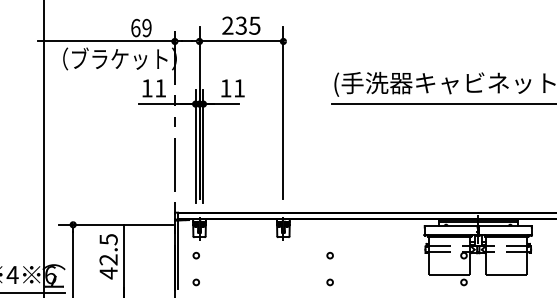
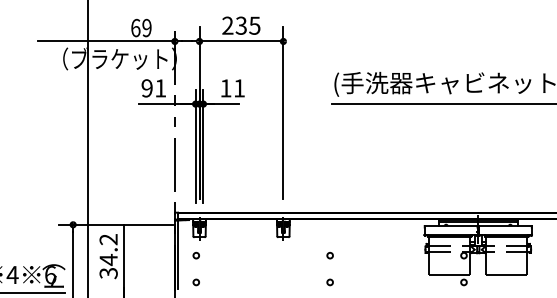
text: 11 -> 91 (146, 88)
line position: (44, 148) -> (88, 148) (88, 148)
text: 42.5 -> 34.2 (108, 256)
